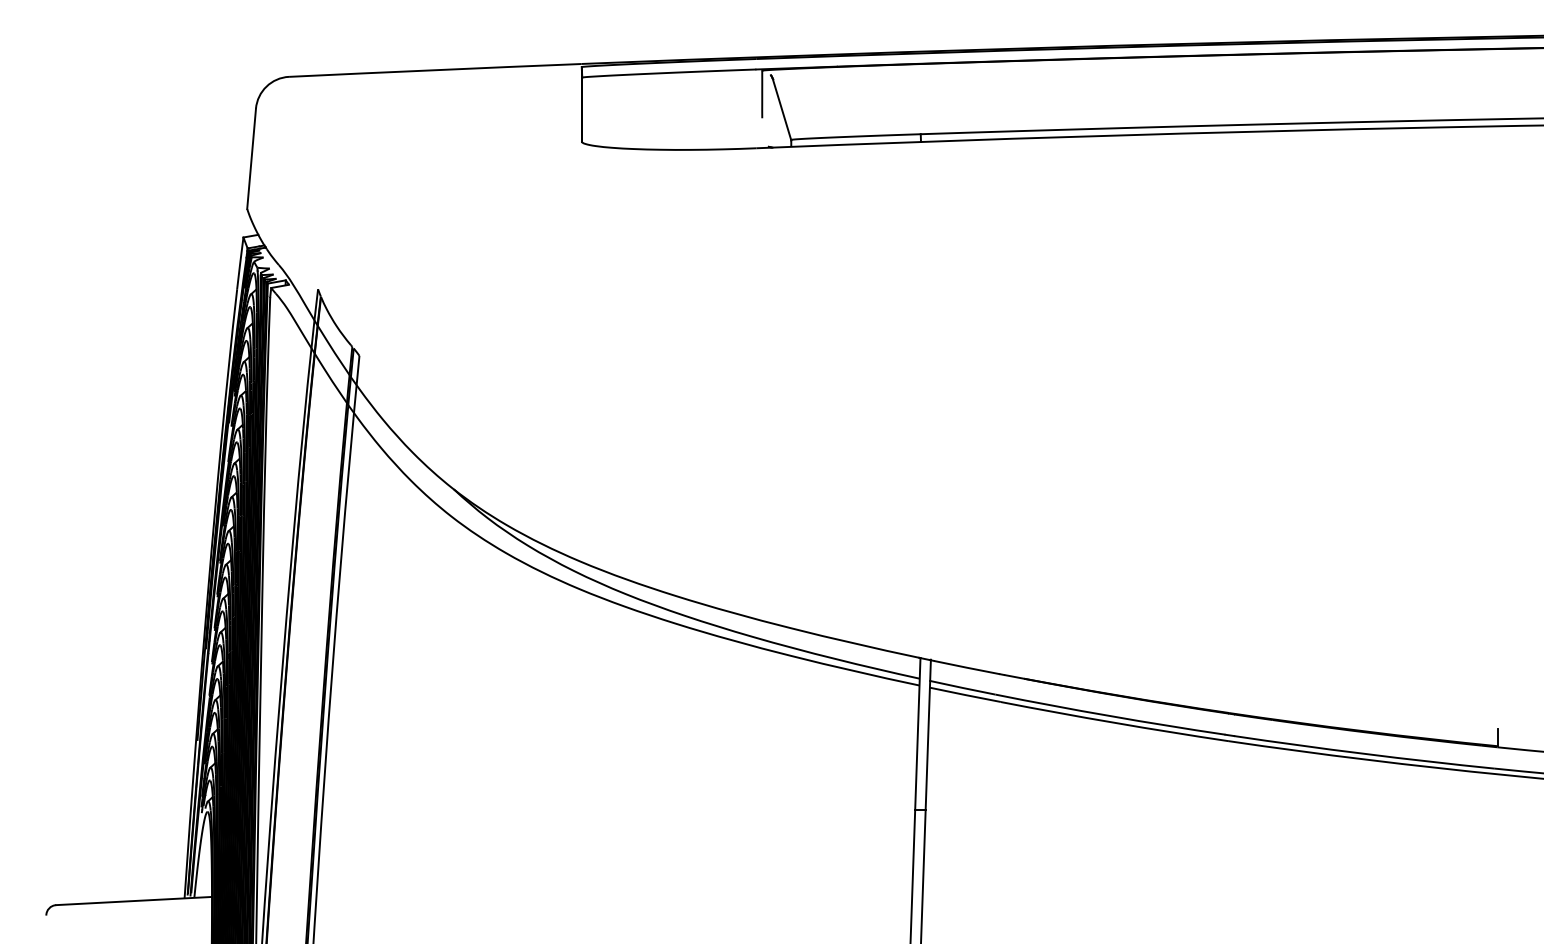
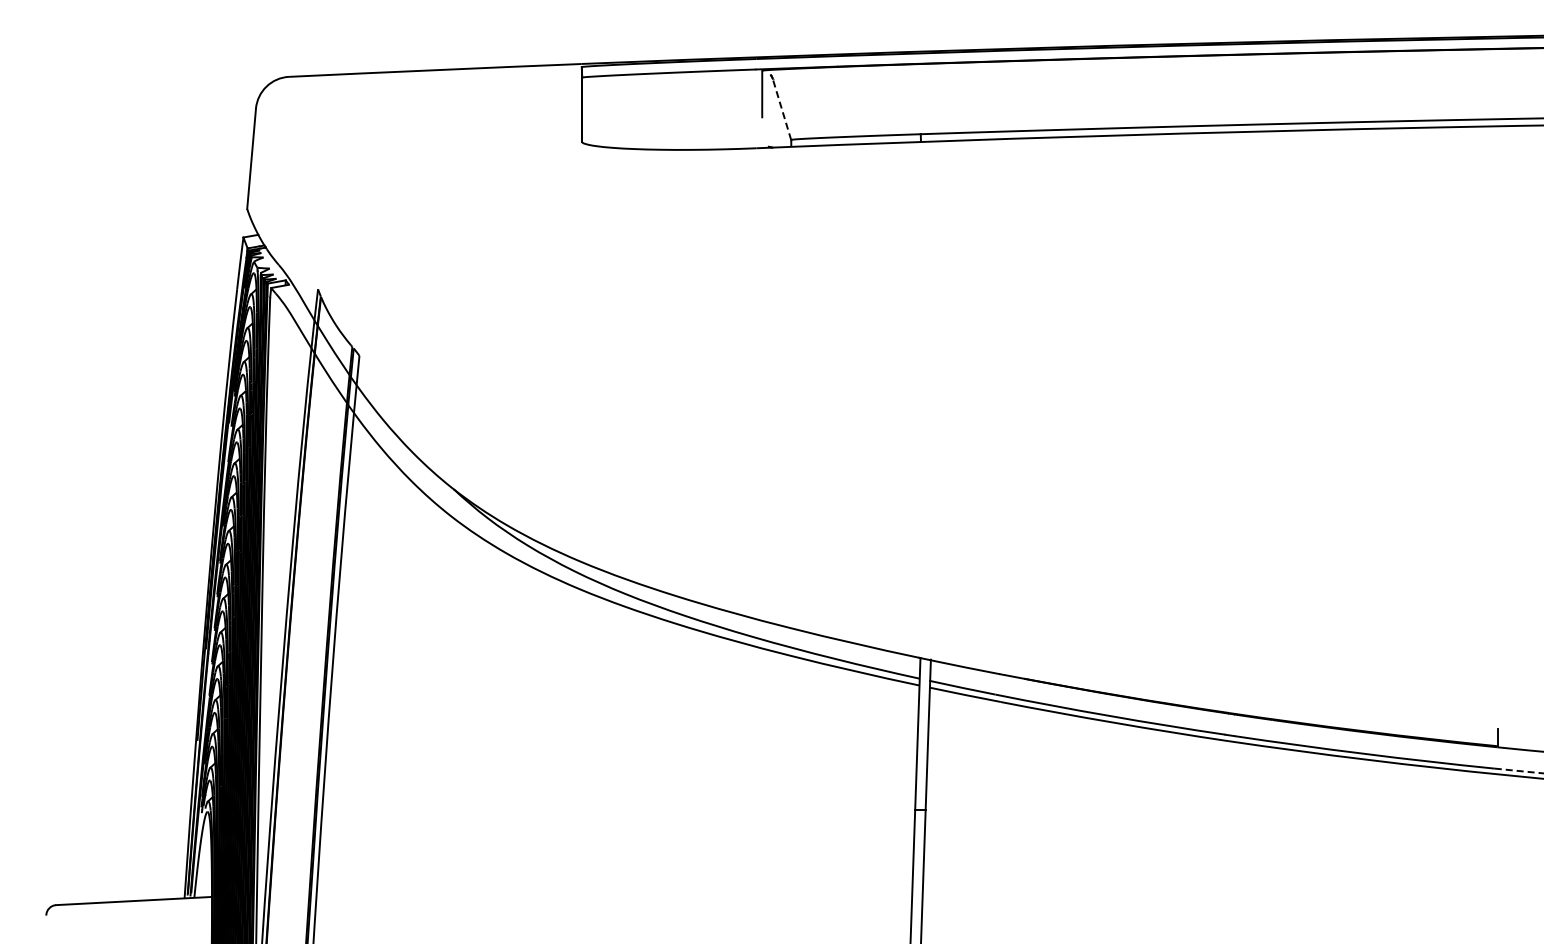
line: solid -> dashed (781, 108)
arc: solid -> dashed (1519, 771)
